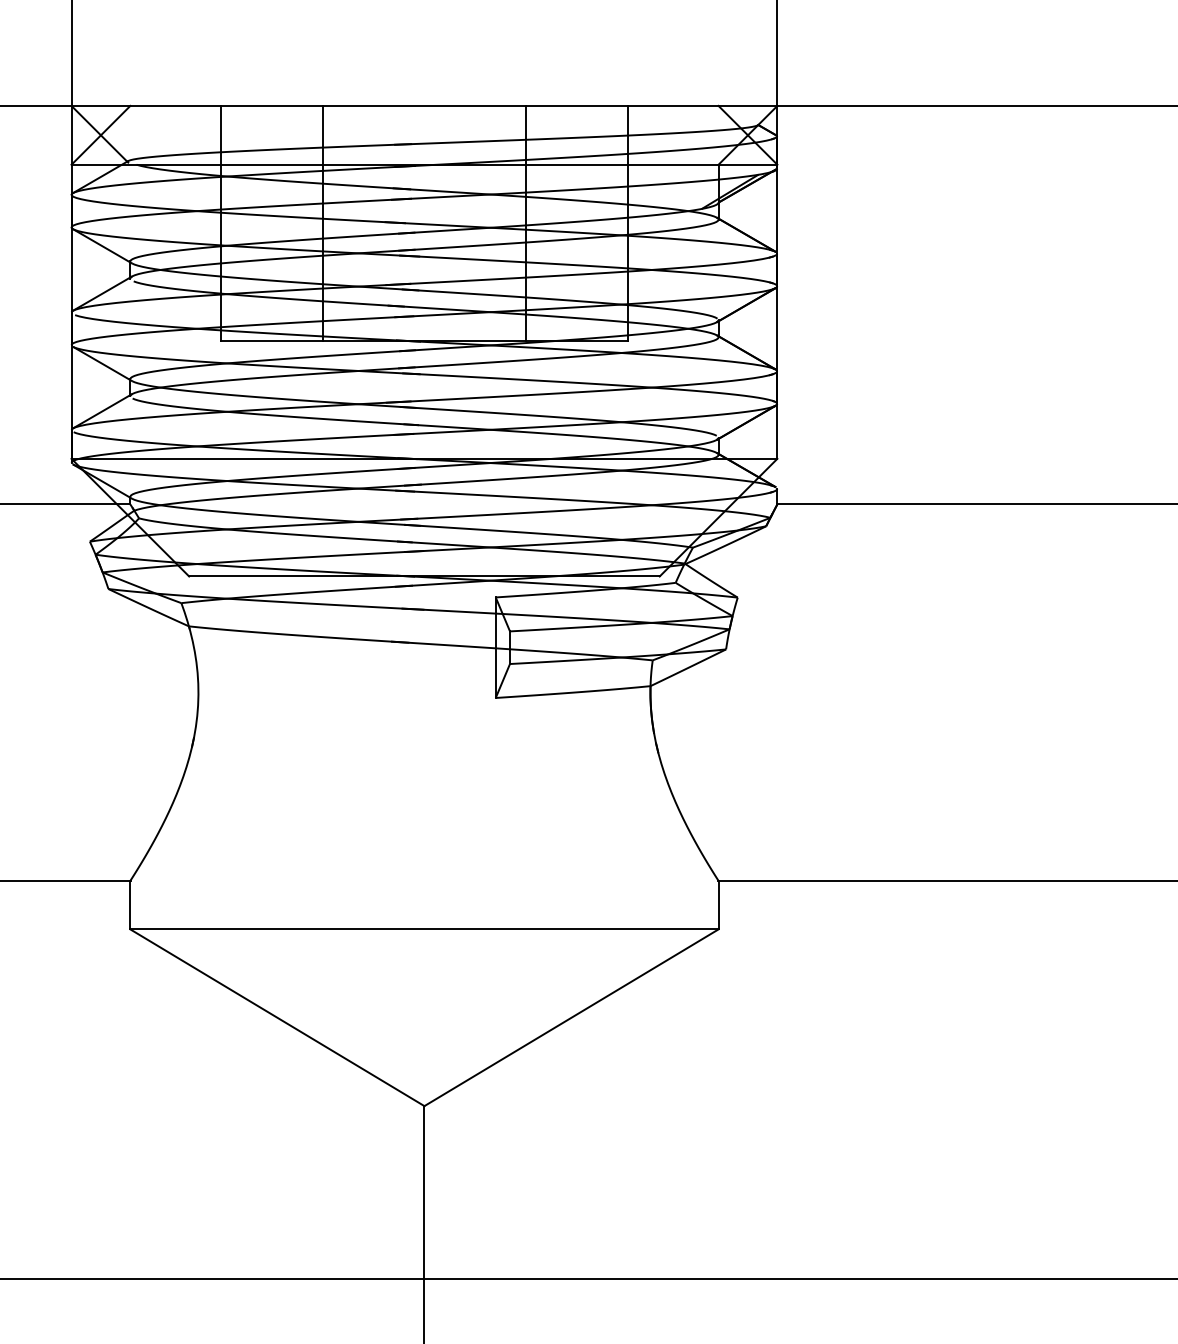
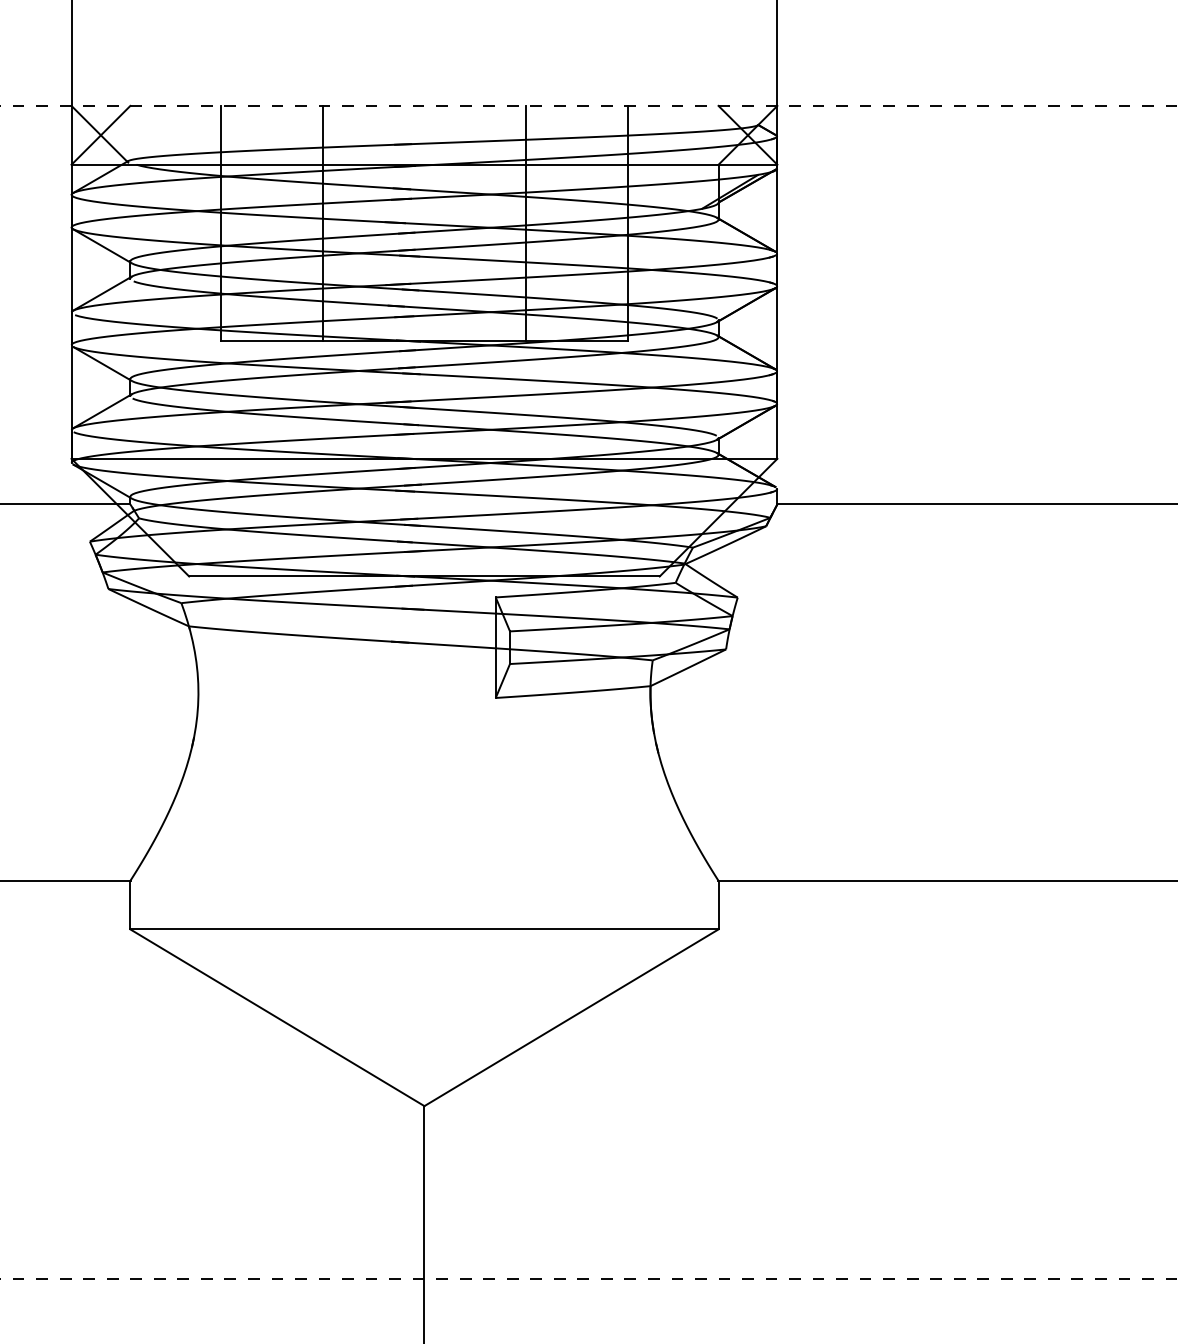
line: solid -> dashed (589, 105)
line: solid -> dashed (588, 1279)
